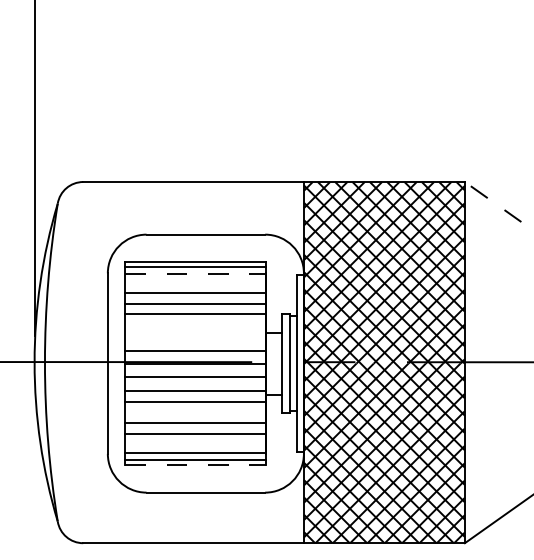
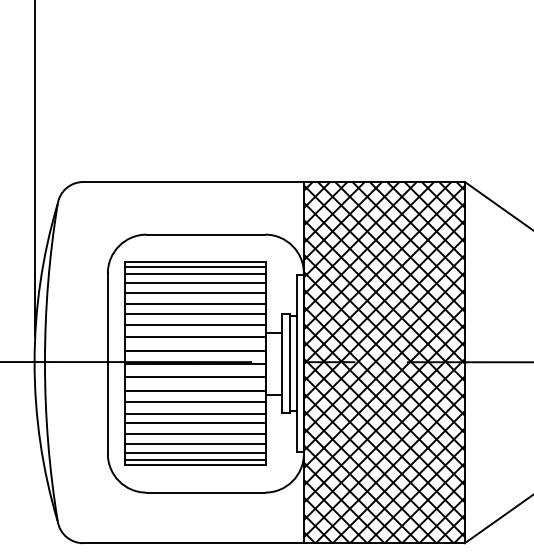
line: dashed -> solid (499, 206)
line: dashed -> solid (196, 274)
line: none -> present (195, 283)
line: none -> present (195, 325)
line: none -> present (195, 336)
line: none -> present (195, 413)
line: none -> present (195, 443)
line: dashed -> solid (196, 465)
